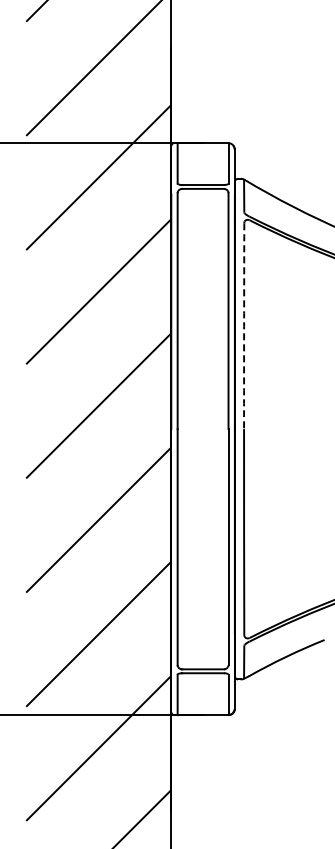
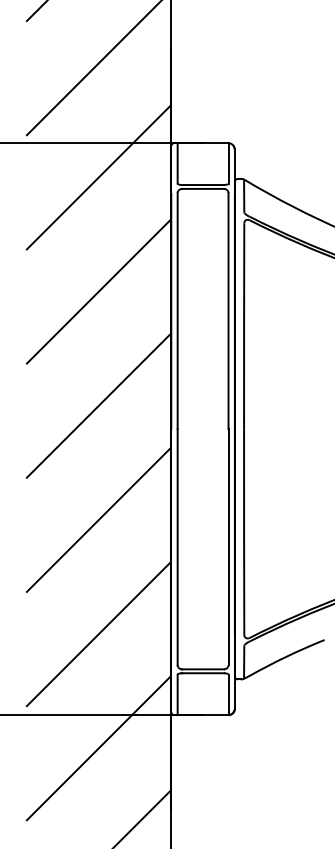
arc: dashed -> solid (244, 326)
